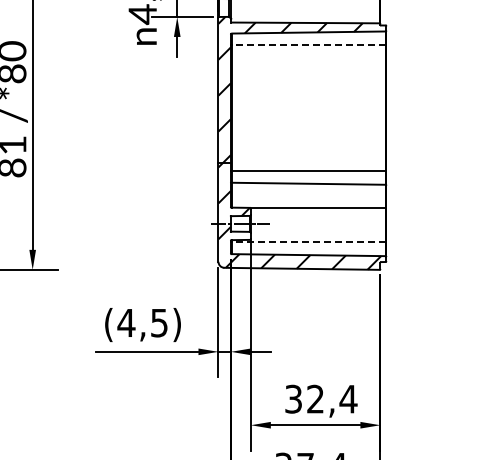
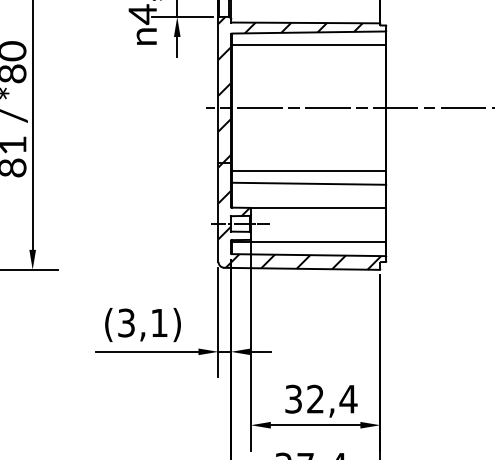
line: dashed -> solid (308, 45)
line: none -> present (348, 107)
line: dashed -> solid (308, 242)
text: (4,5) -> (3,1) (142, 322)
